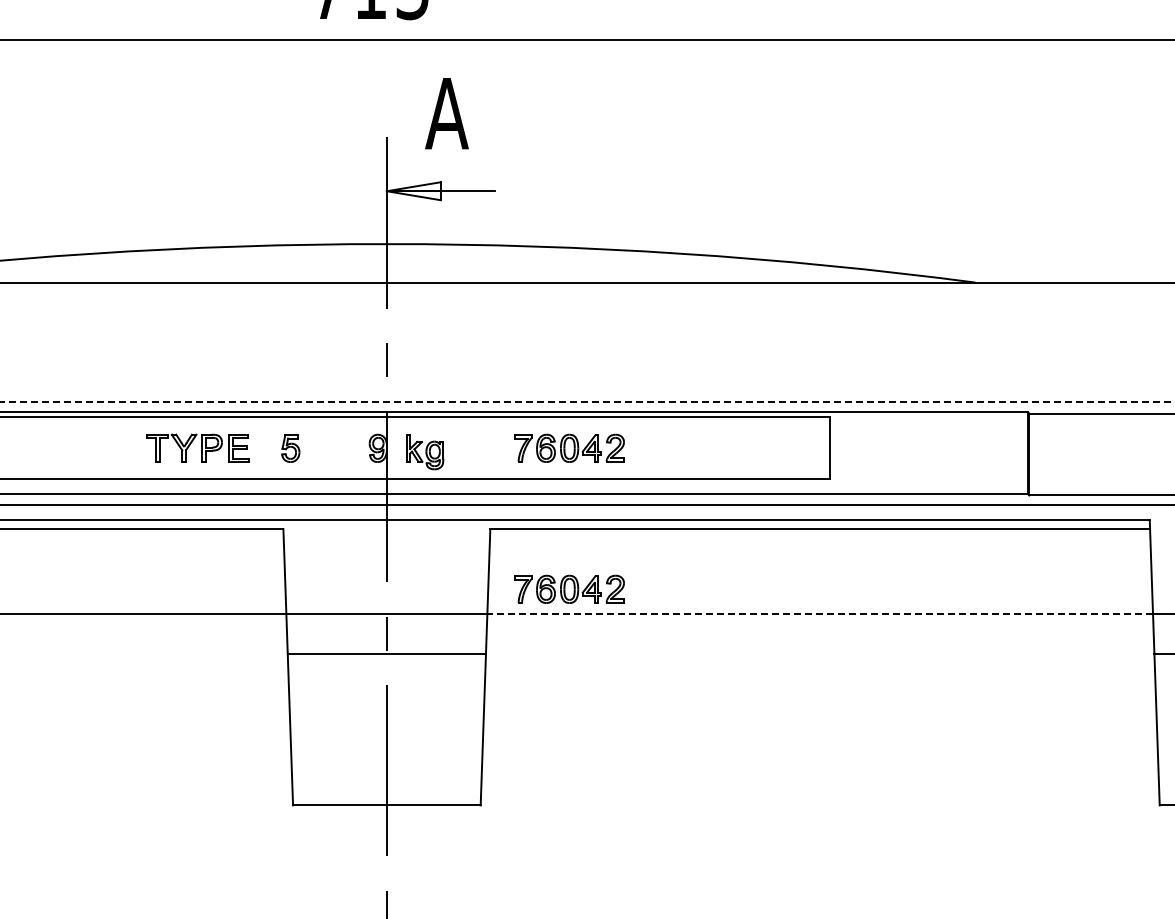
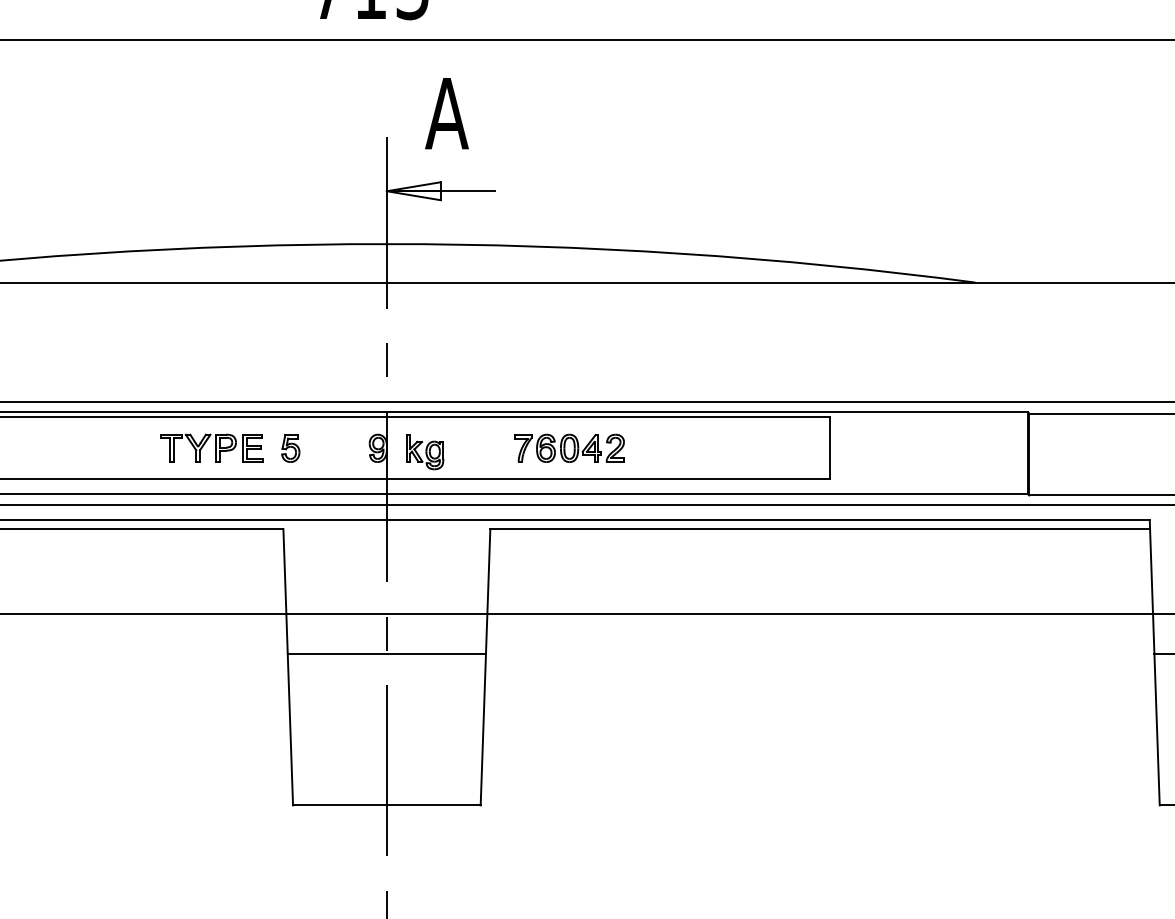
line: dashed -> solid (586, 402)
part position: (197, 447) -> (211, 447) (211, 447)
part: present -> none (569, 588)
line: dashed -> solid (820, 613)
